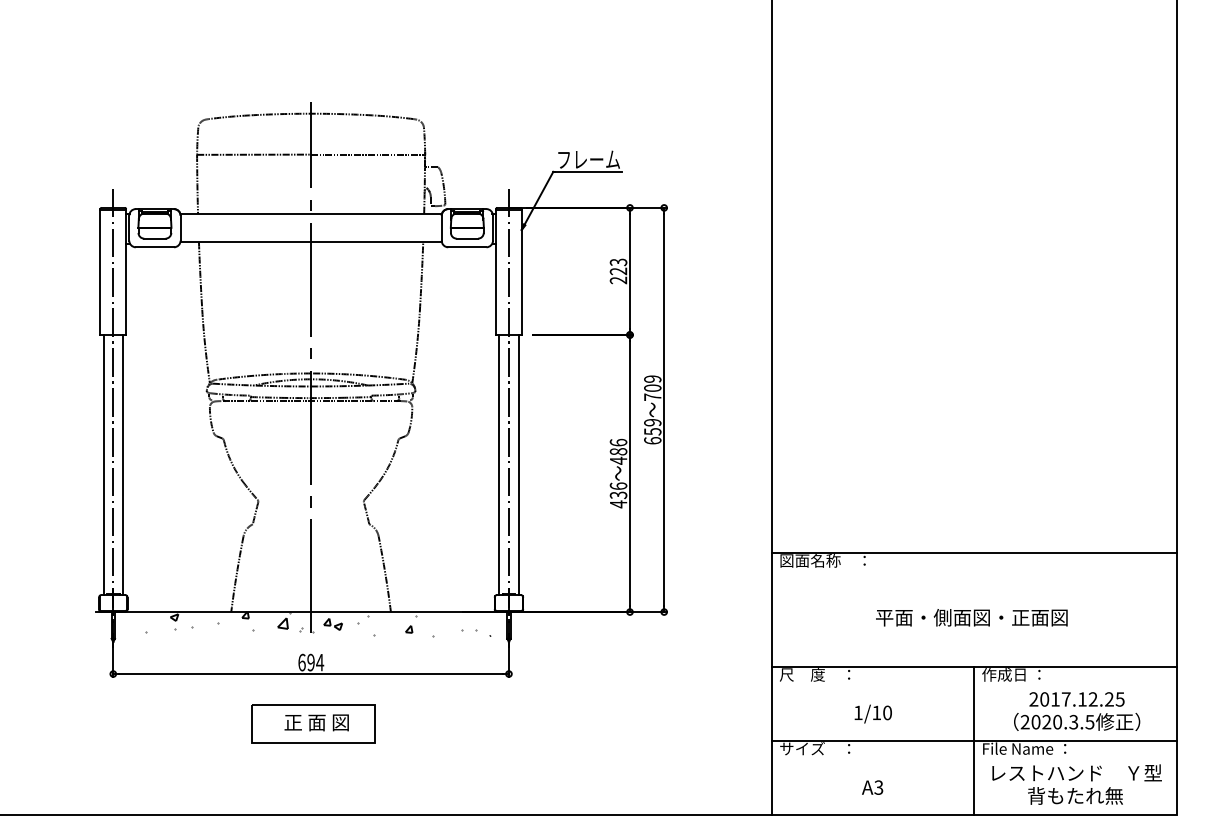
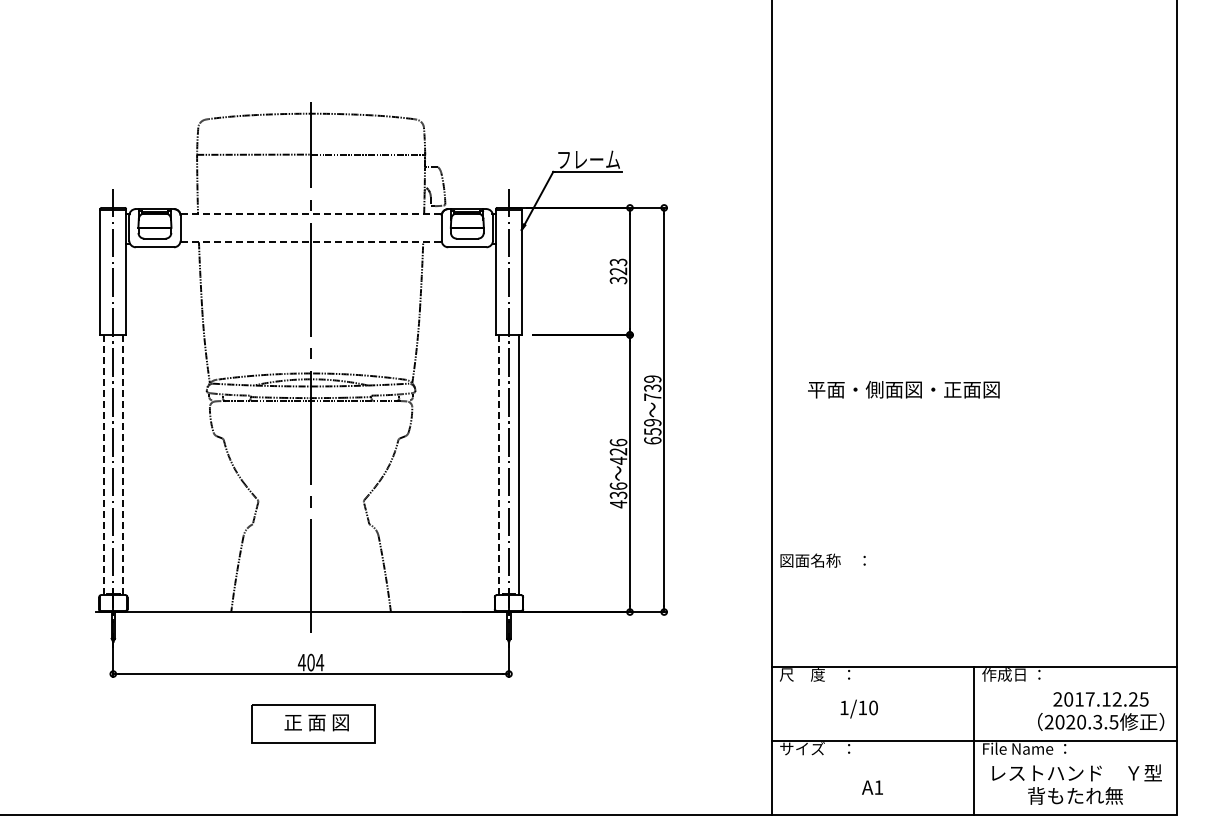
line: solid -> dashed (311, 213)
line: solid -> dashed (311, 242)
text: 223 -> 323 (618, 280)
text: 709 -> 739 (652, 387)
text: 486 -> 426 (618, 451)
line: solid -> dashed (103, 465)
line: solid -> dashed (123, 465)
line: solid -> dashed (498, 465)
line: present -> none (973, 552)
text position: (971, 617) -> (903, 389) (903, 389)
hatch: present -> none (318, 624)
text: 694 -> 404 (305, 662)
text position: (1077, 711) -> (1101, 711) (1101, 711)
text position: (872, 713) -> (858, 708) (858, 708)
text: A3 -> A1 (878, 787)
